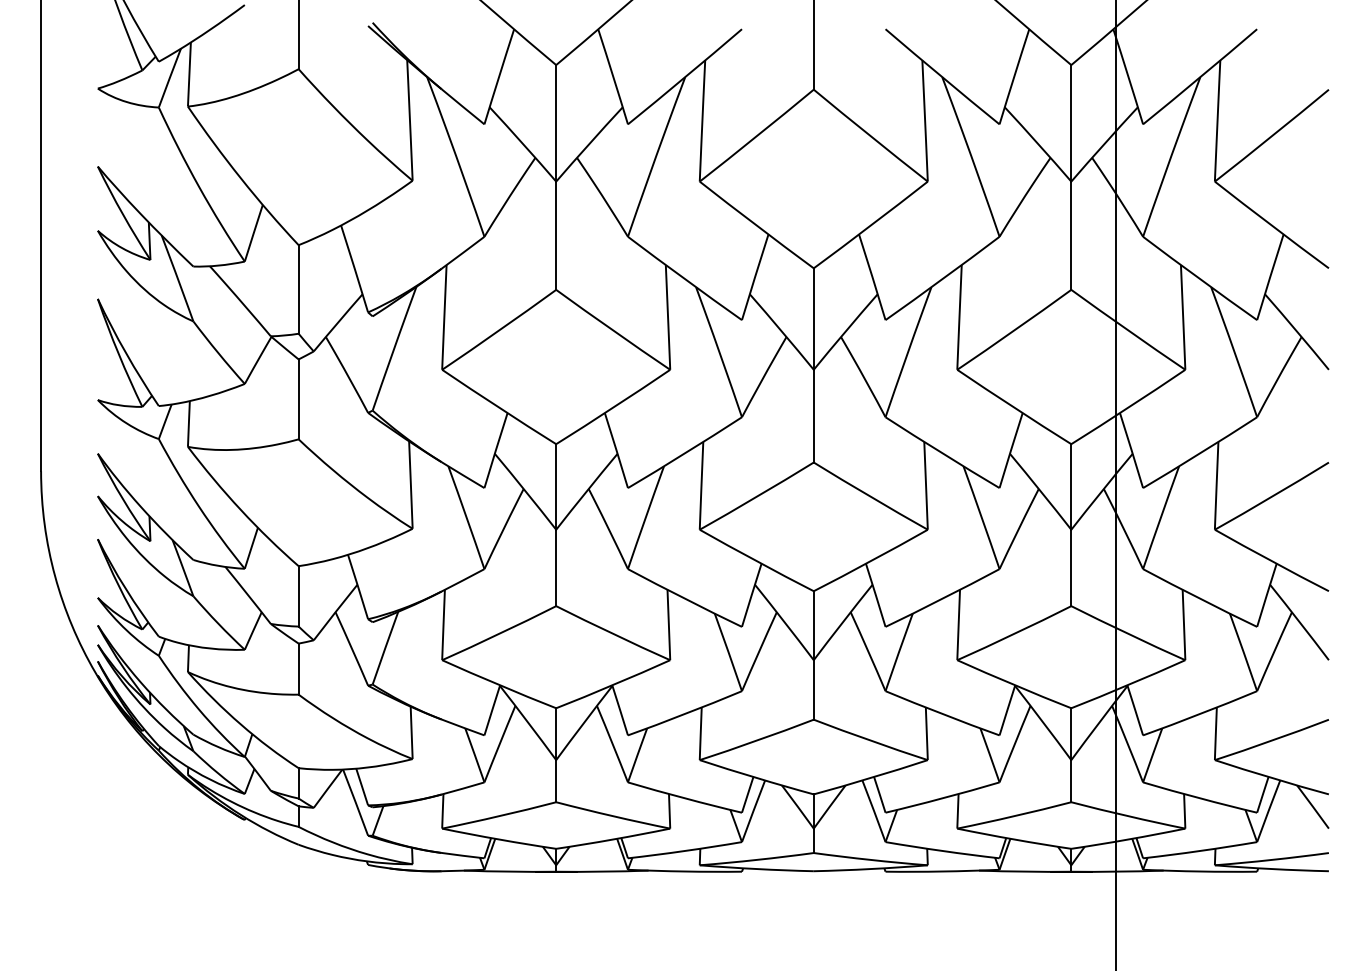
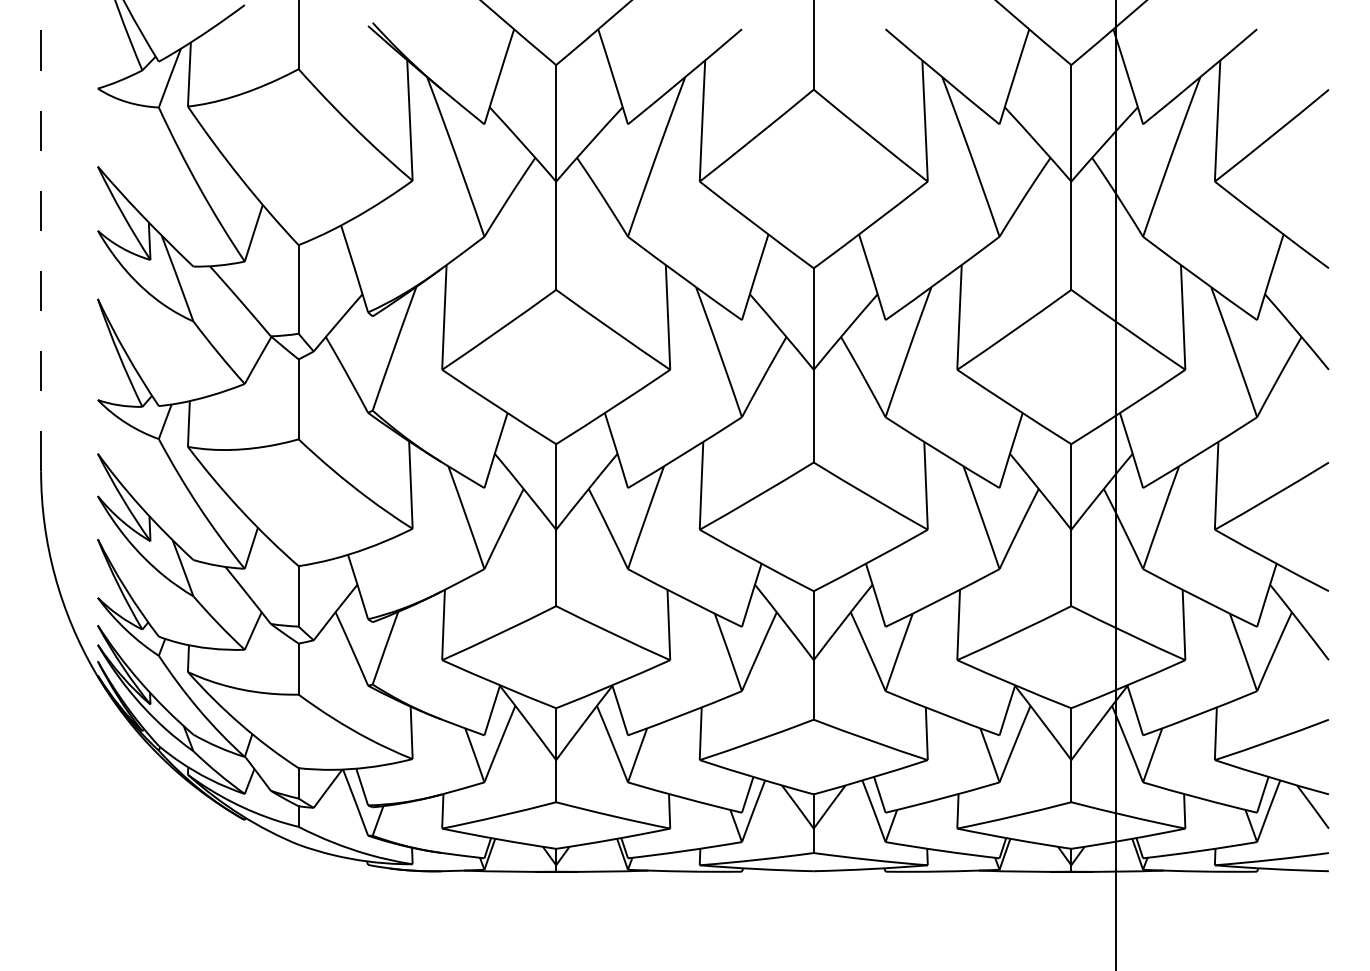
line: solid -> dashed (41, 235)
